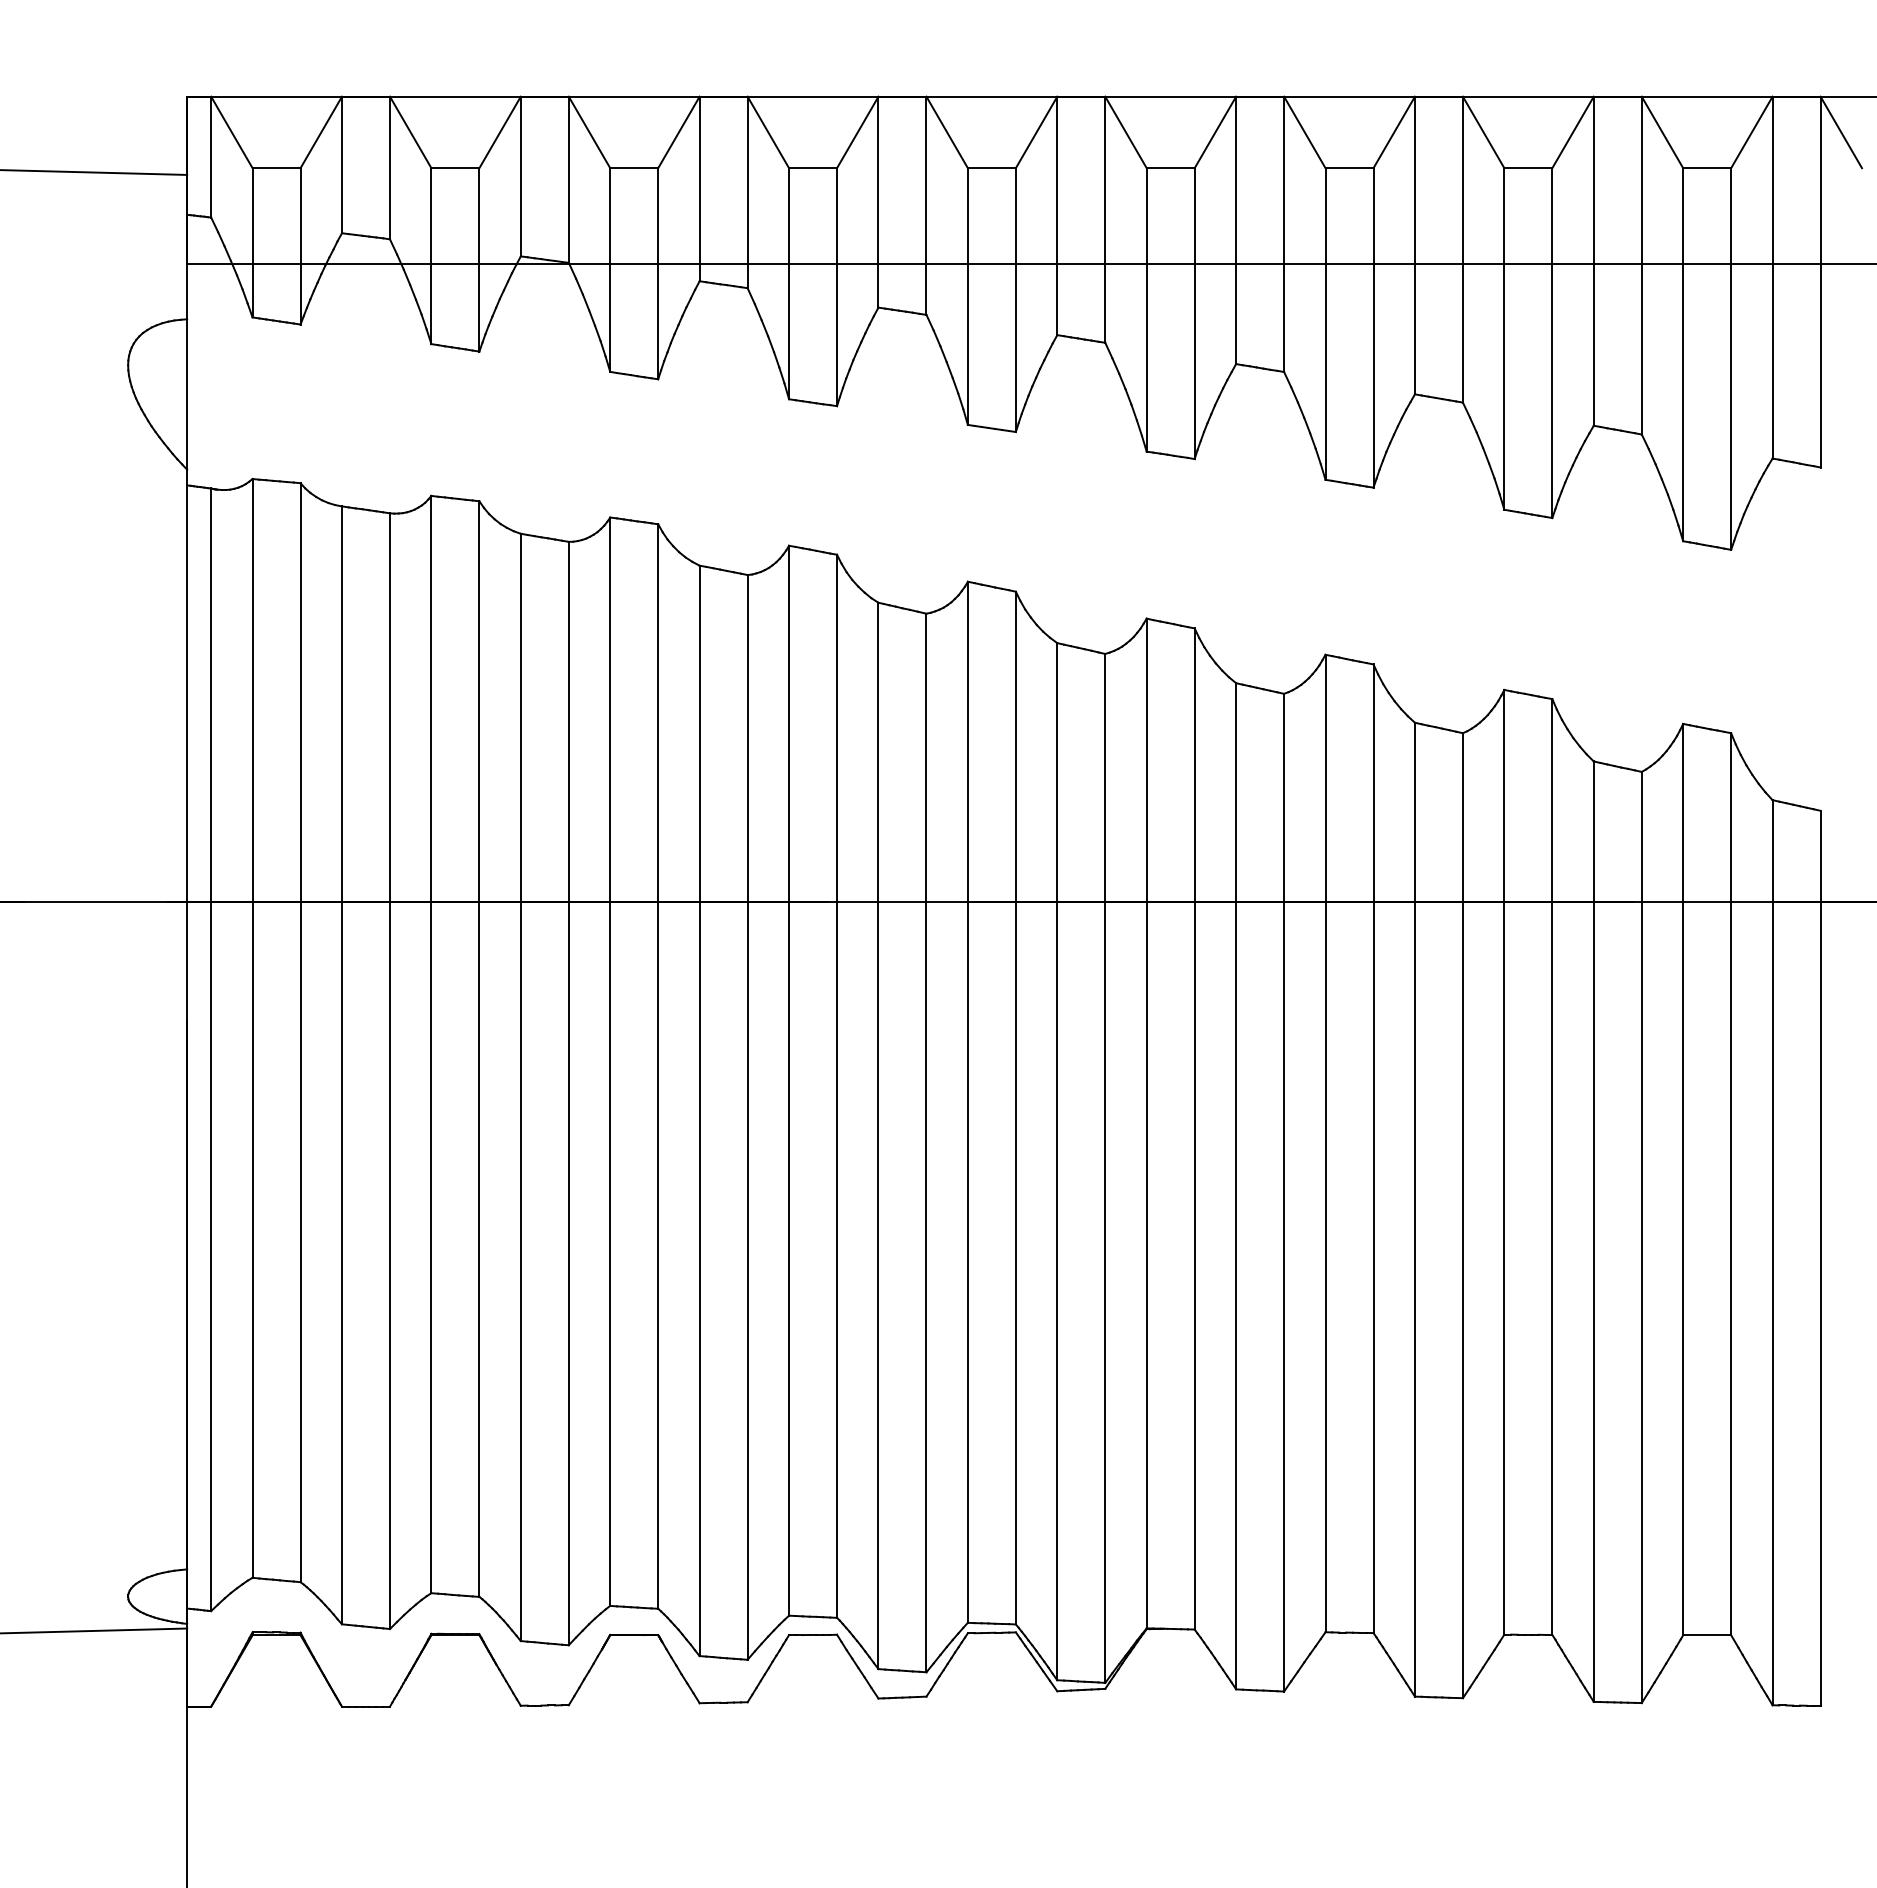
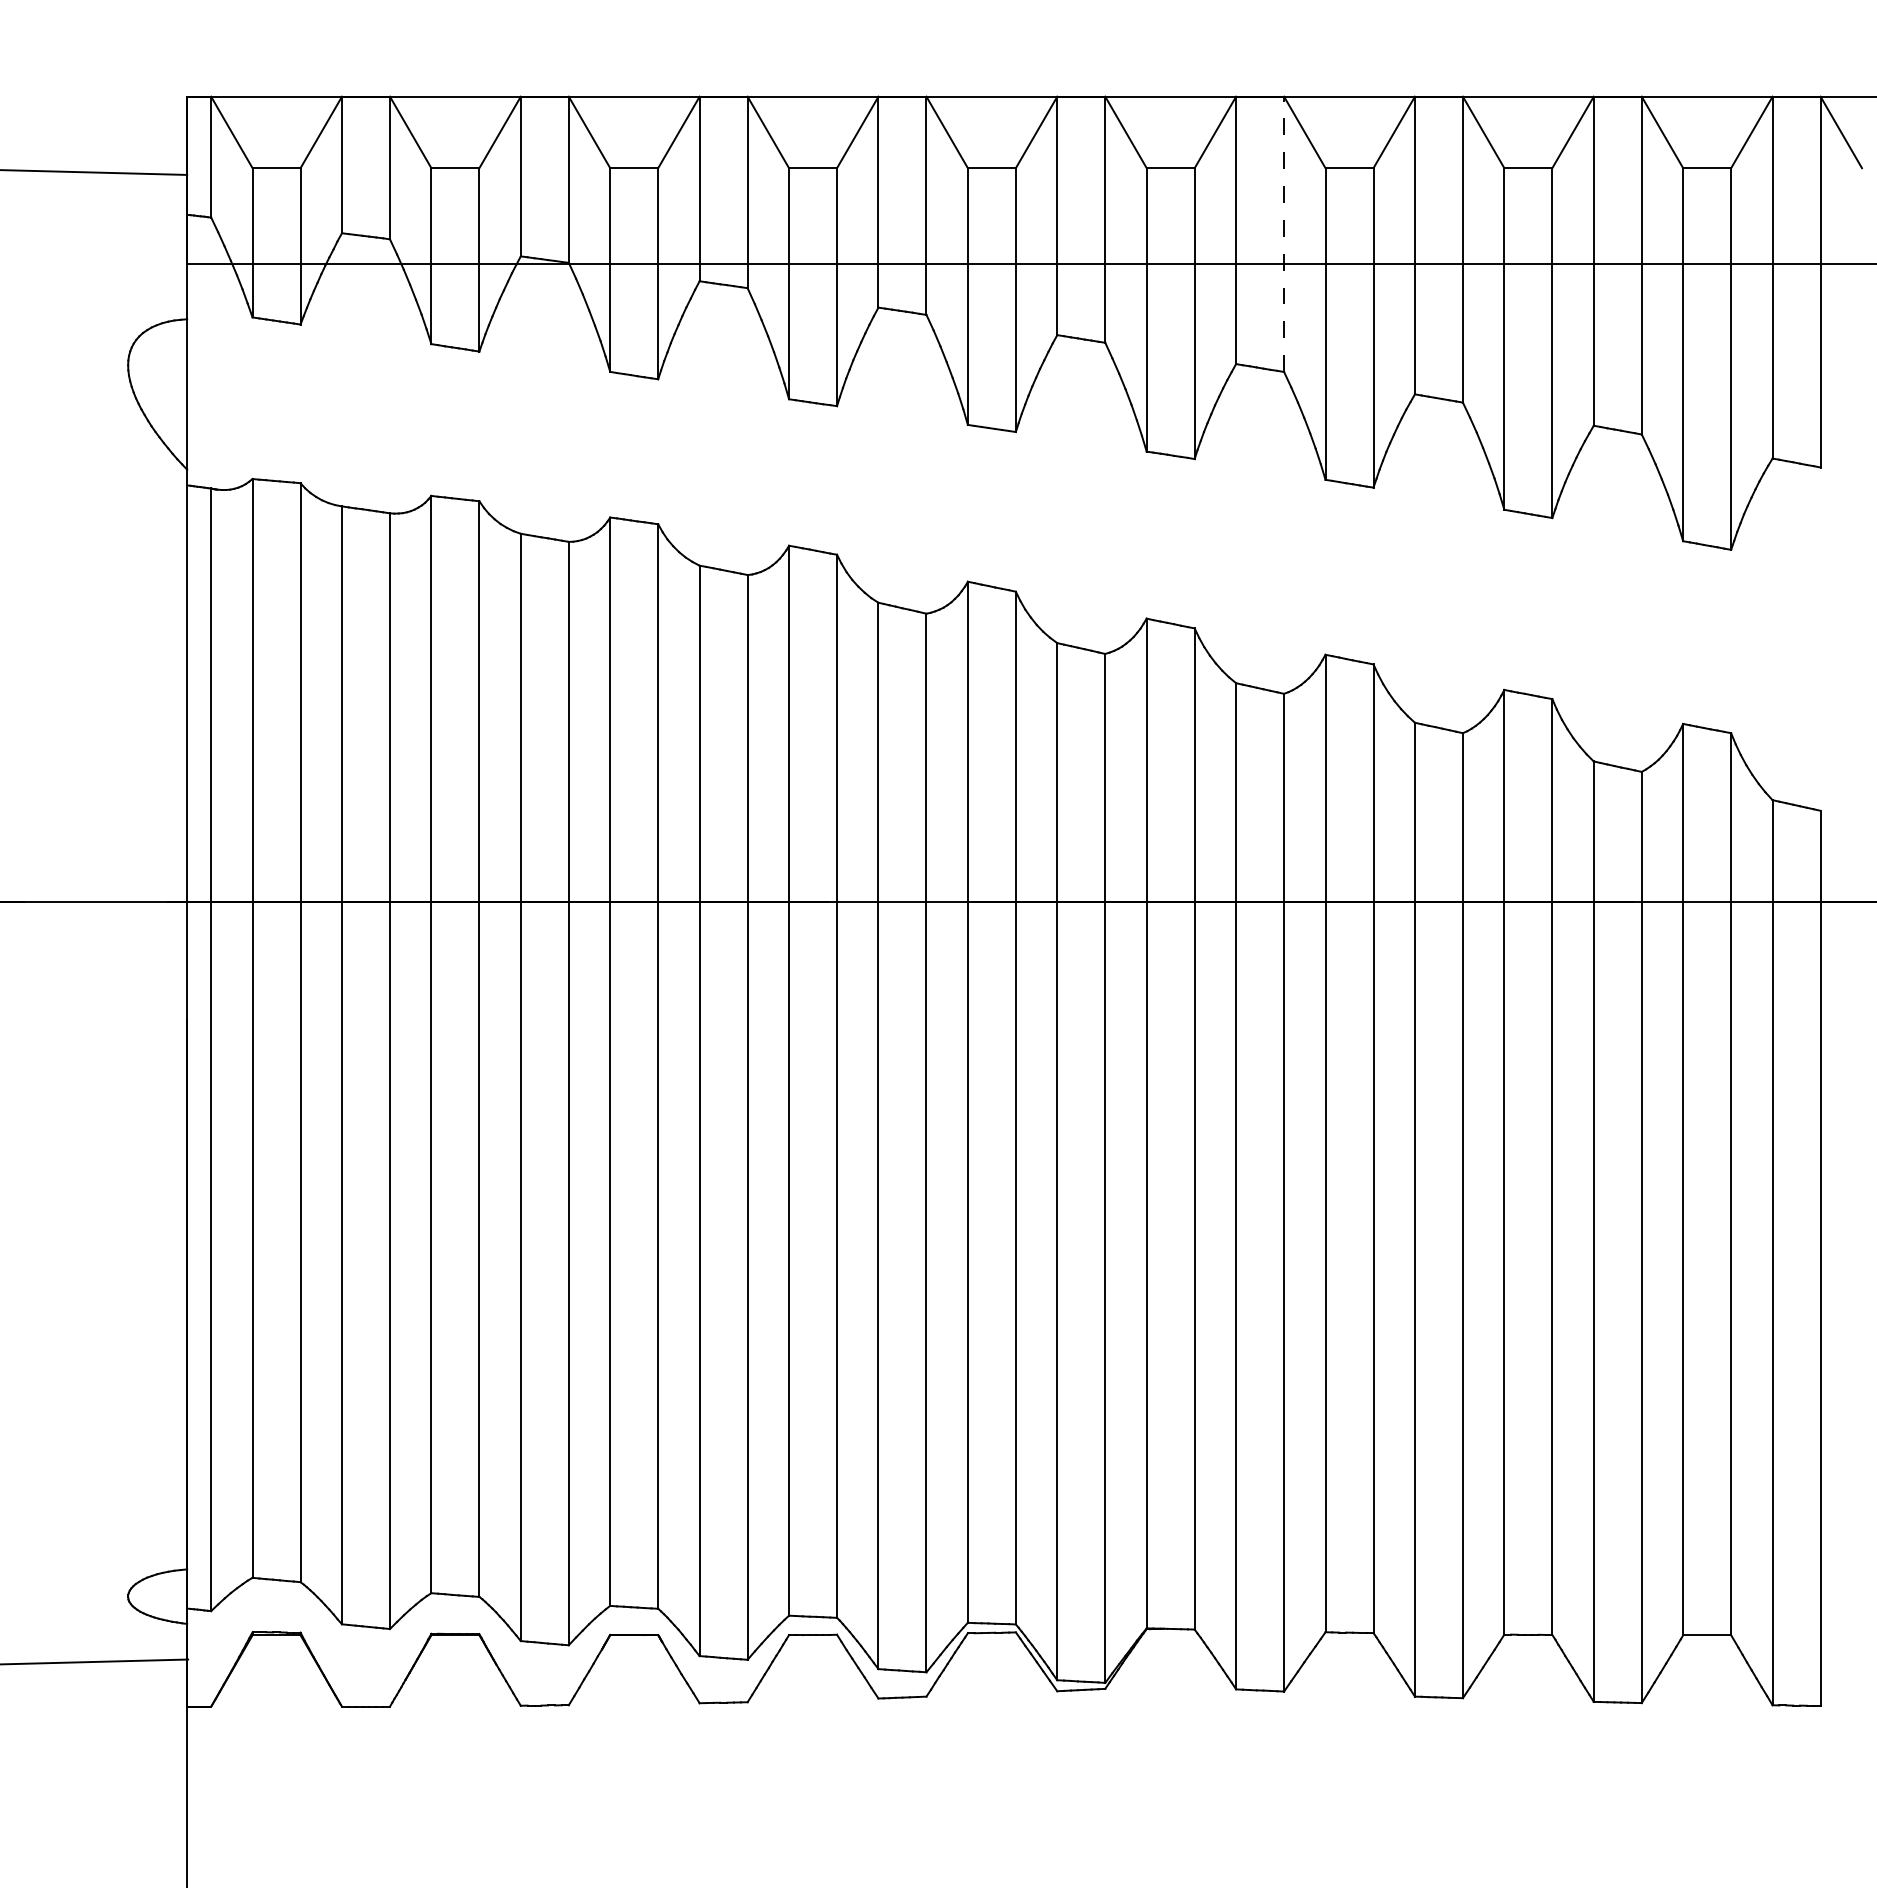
line: solid -> dashed (1284, 234)
line position: (94, 1630) -> (95, 1661) (95, 1661)
